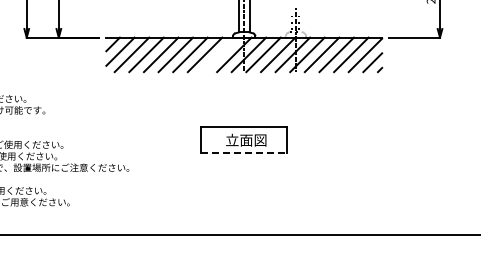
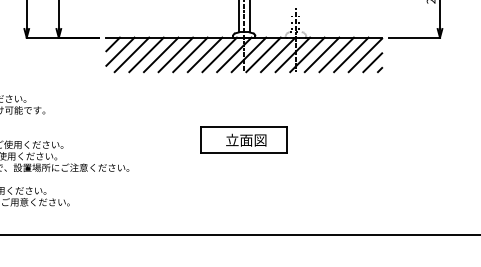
line: none -> present (219, 54)
line: dashed -> solid (244, 153)
